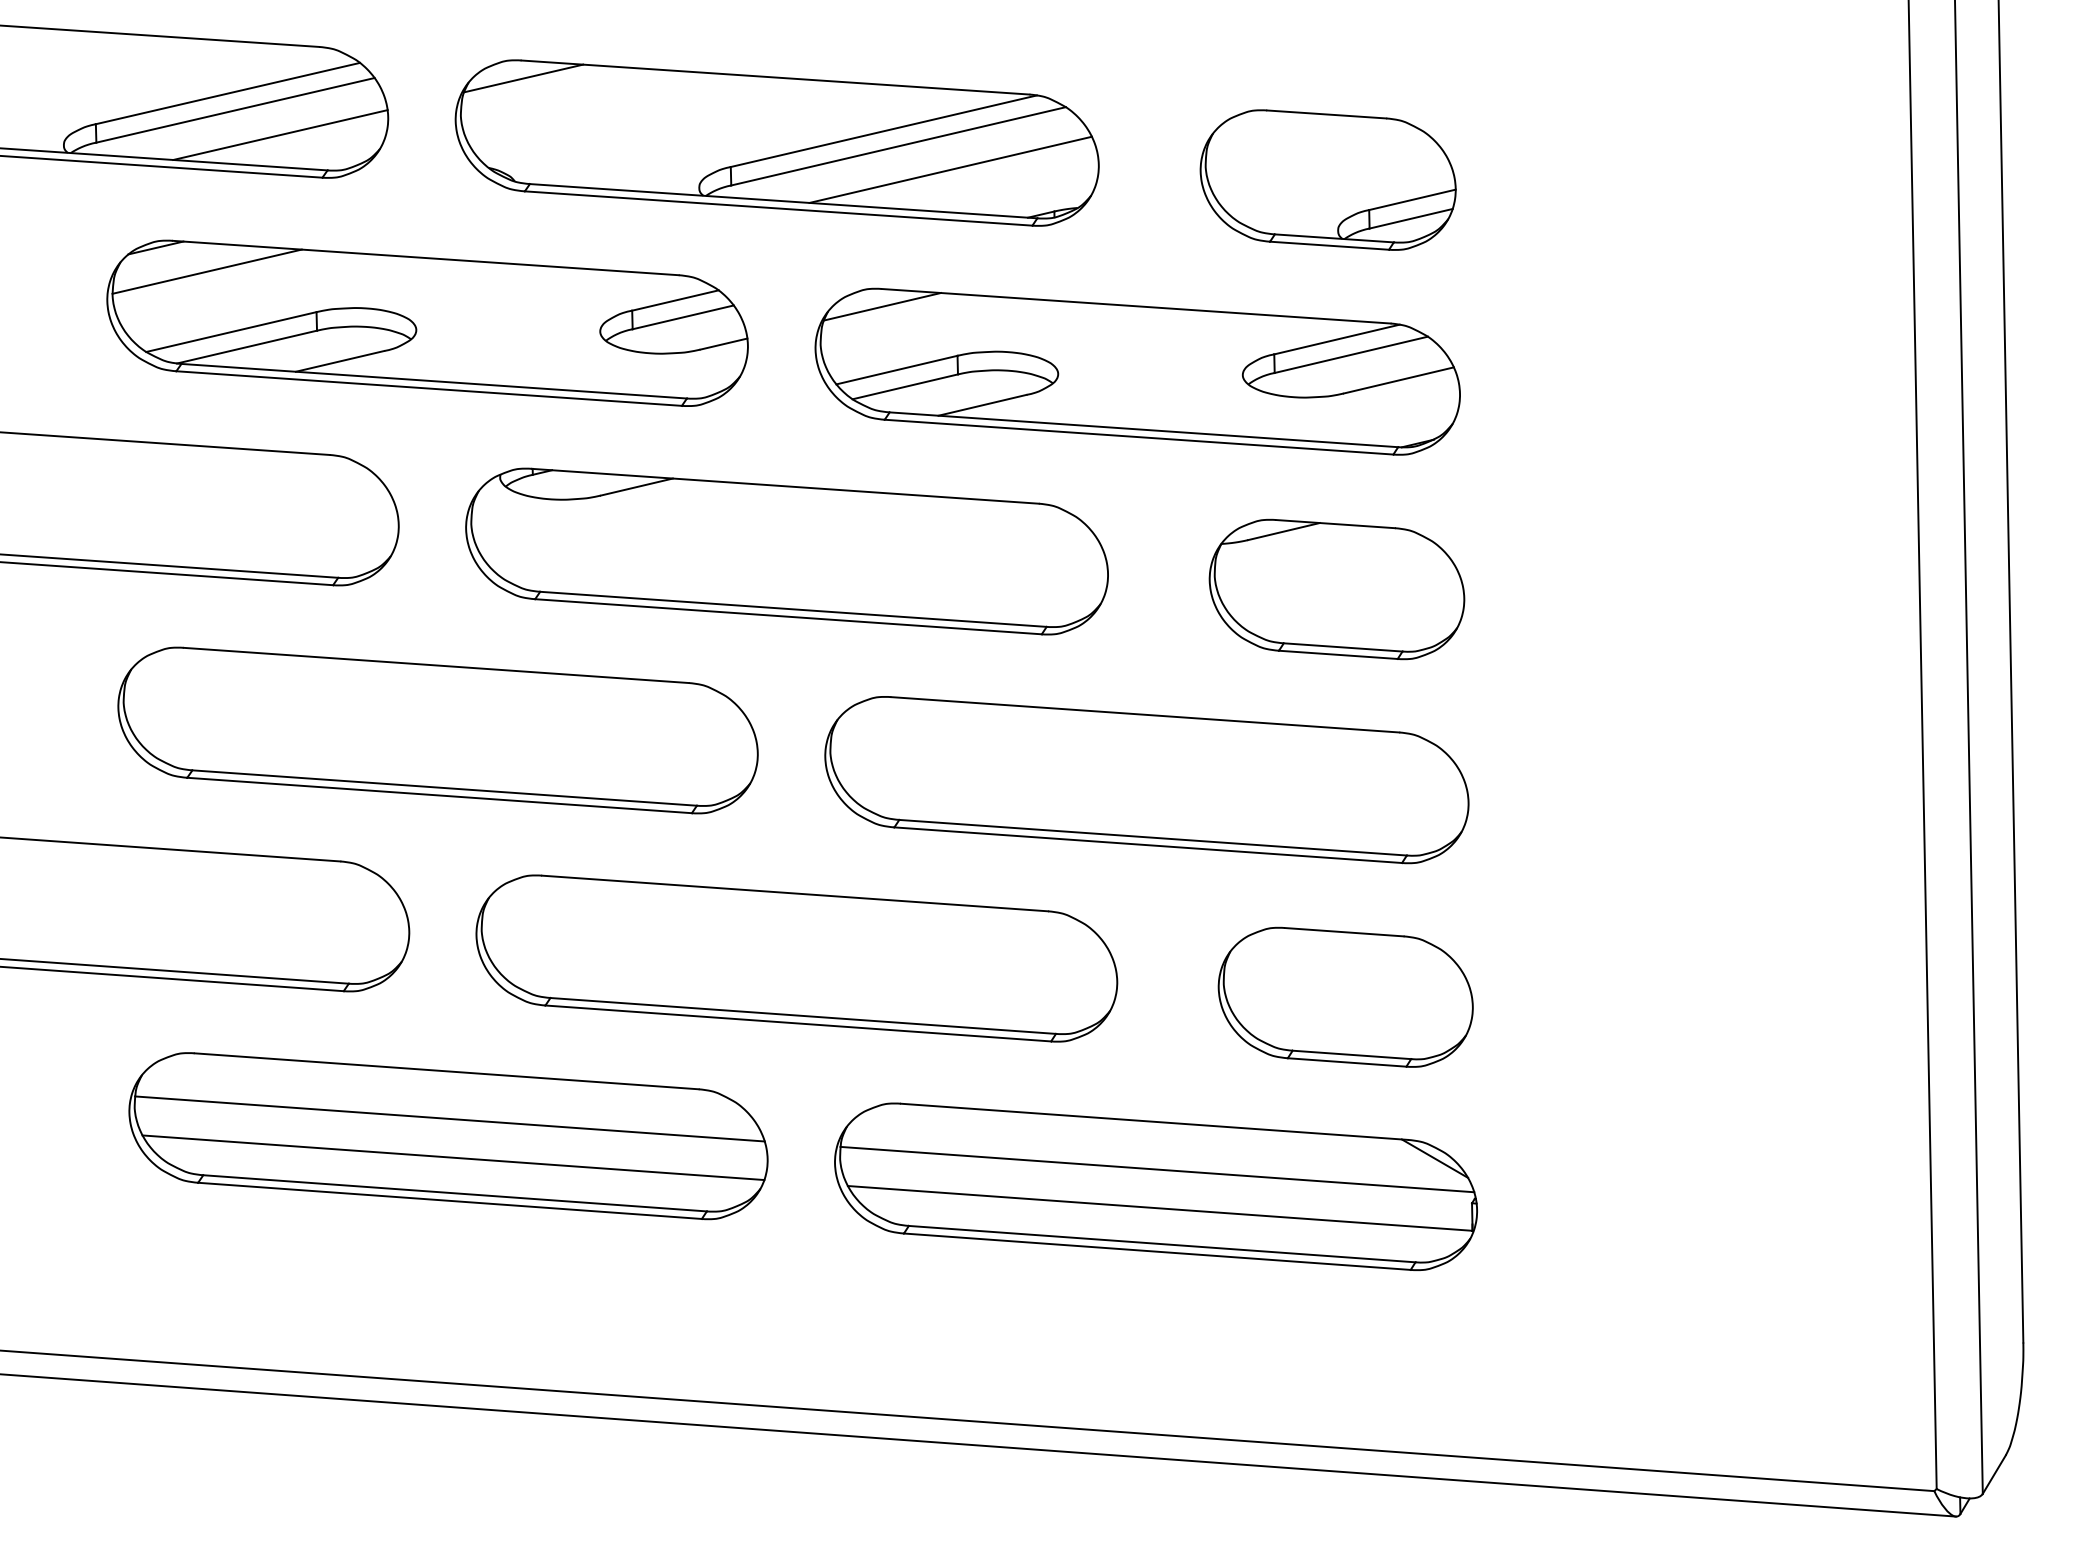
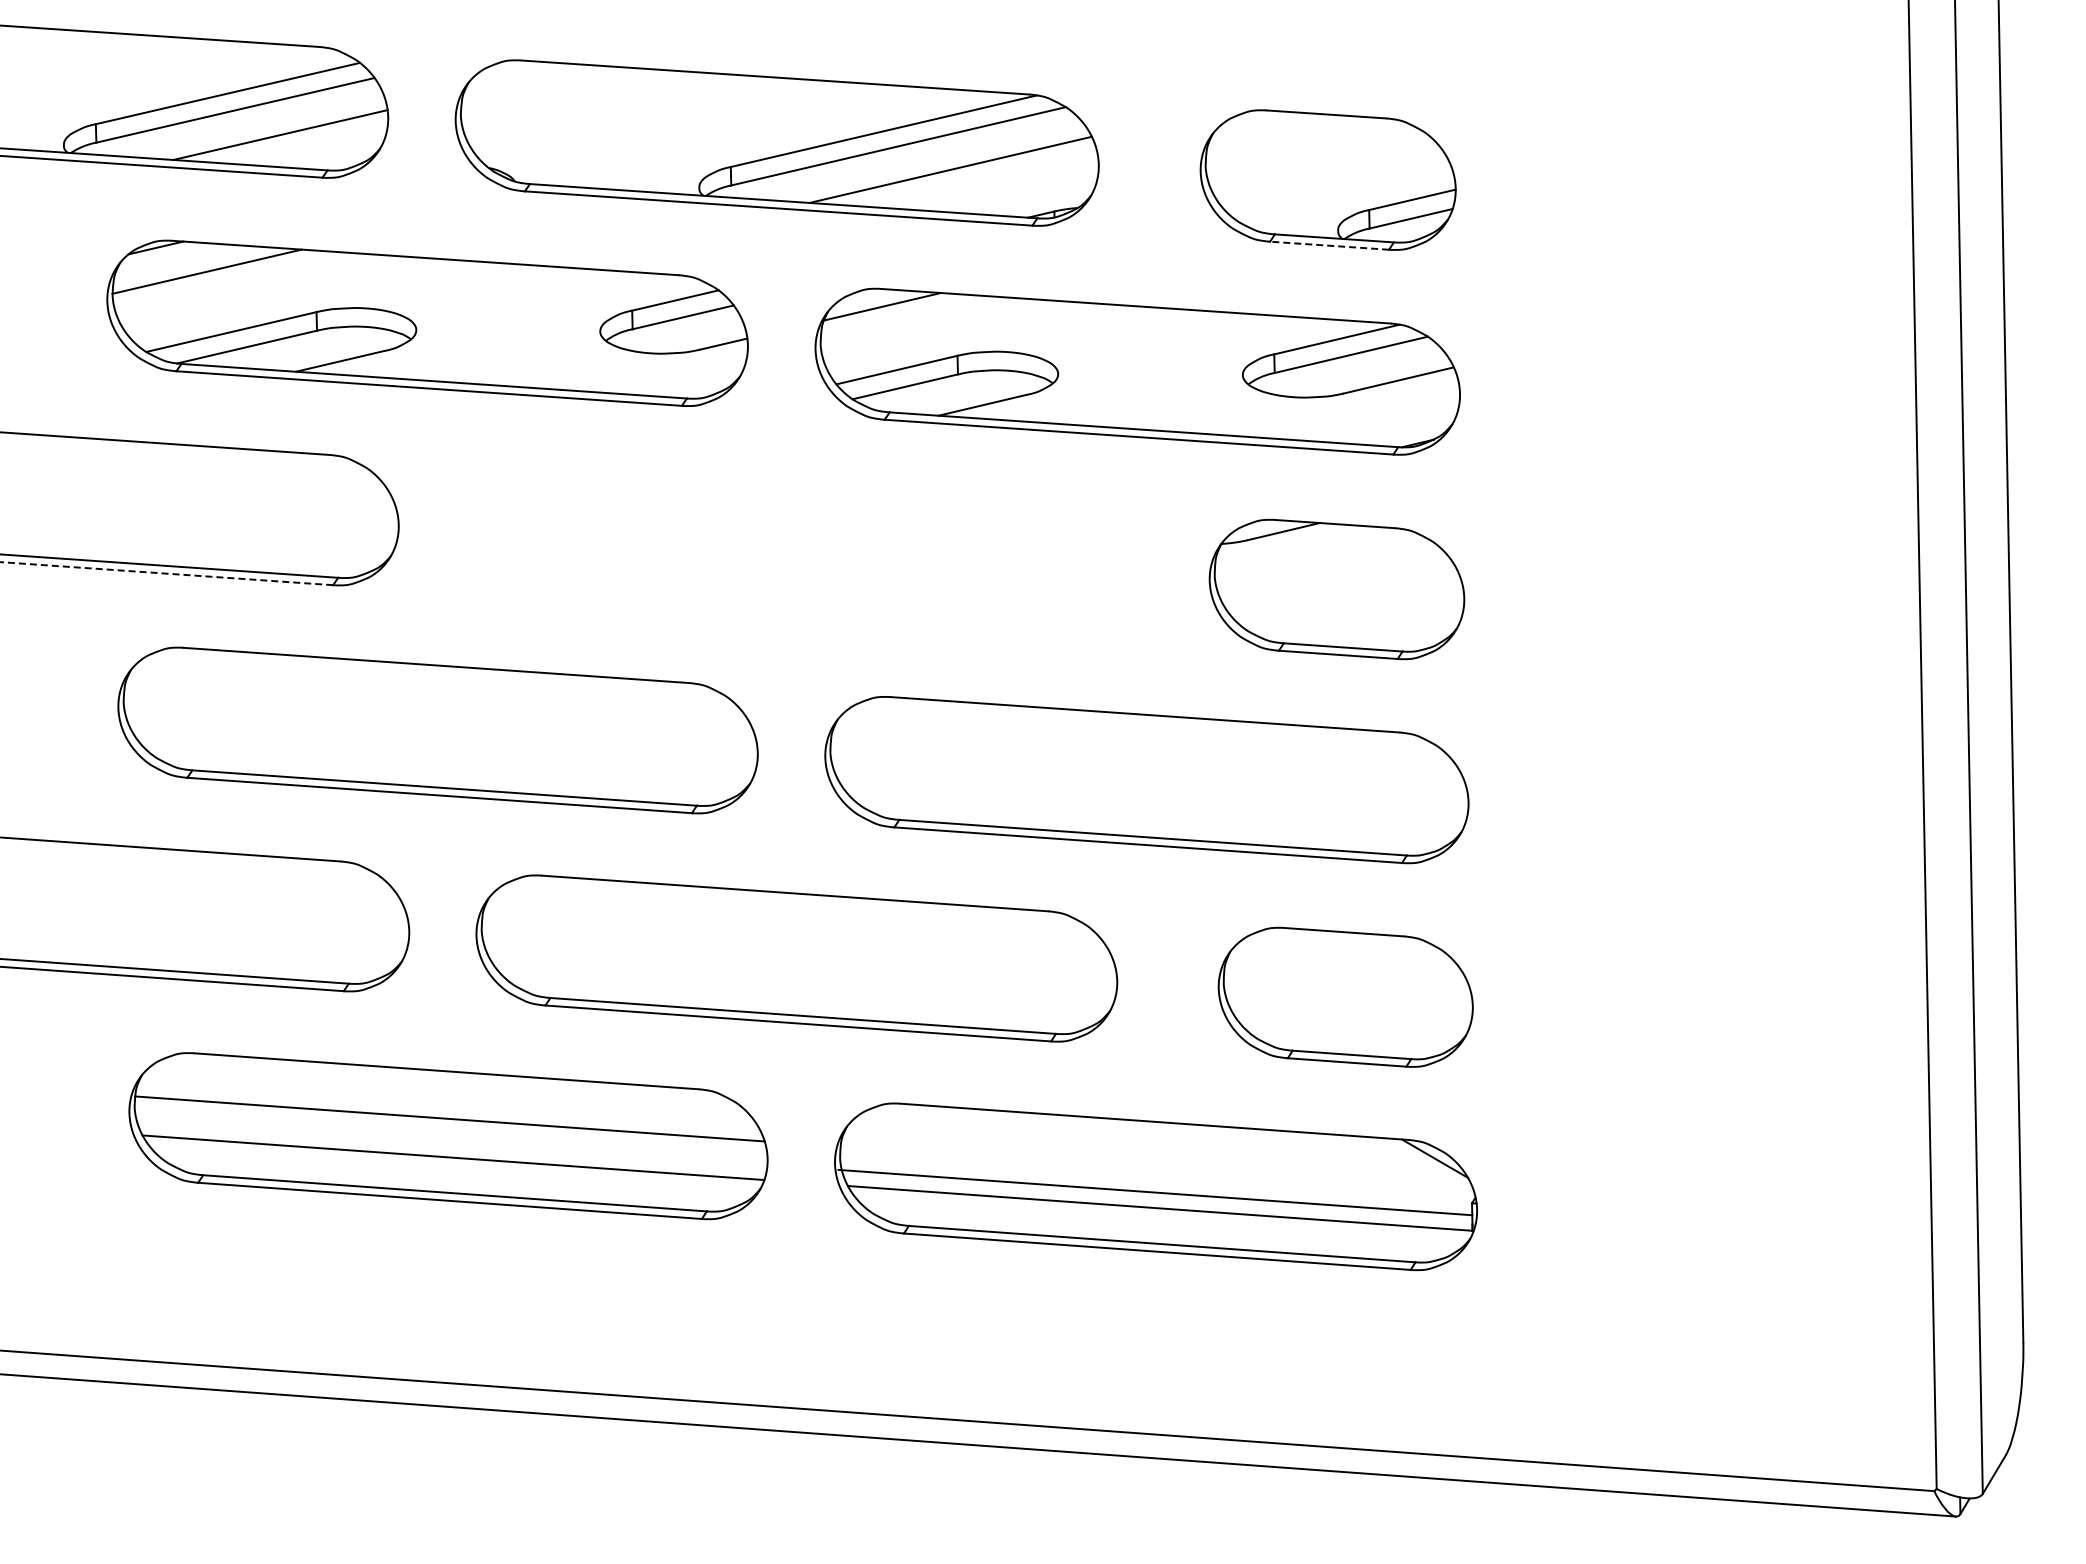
line: present -> none (523, 78)
line: solid -> dashed (1329, 245)
part: present -> none (786, 551)
line: solid -> dashed (166, 573)
line position: (1157, 1169) -> (1155, 1192) (1155, 1192)
